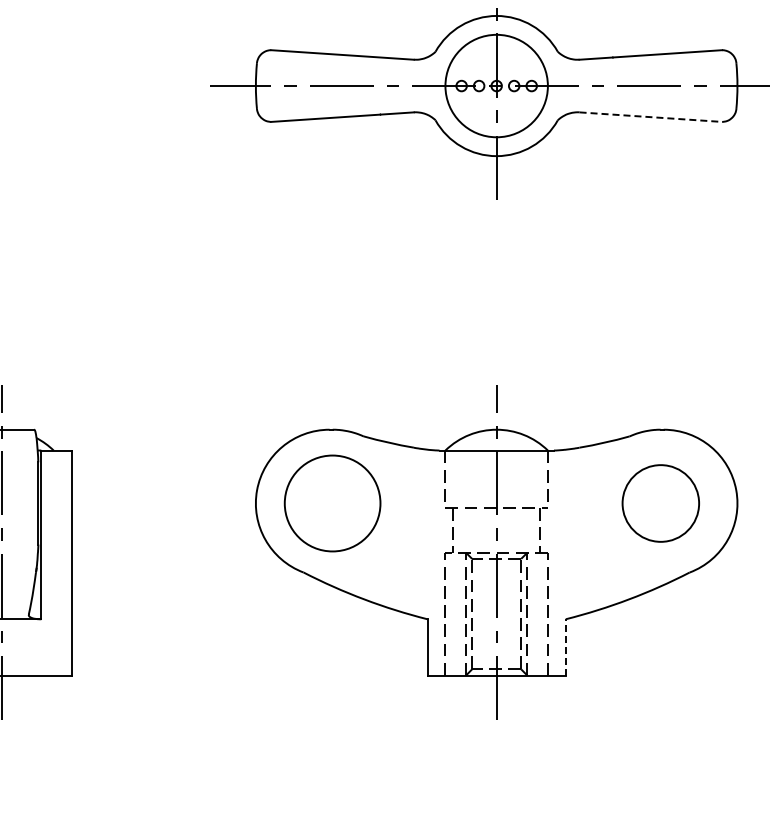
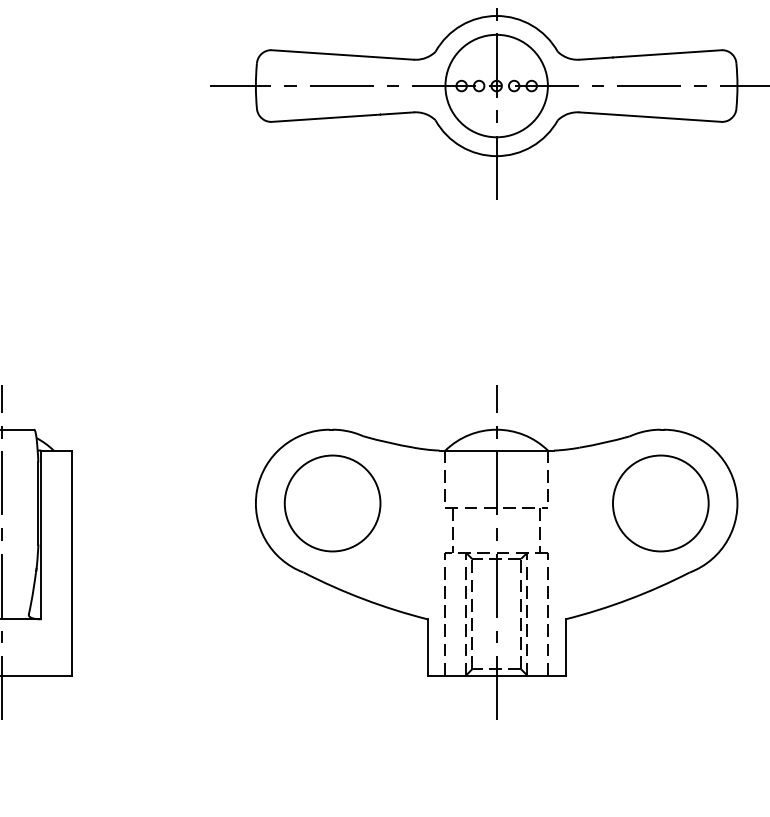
line: dashed -> solid (651, 117)
part size: 79x79 px -> 98x99 px (660, 503)
line: dashed -> solid (565, 646)
